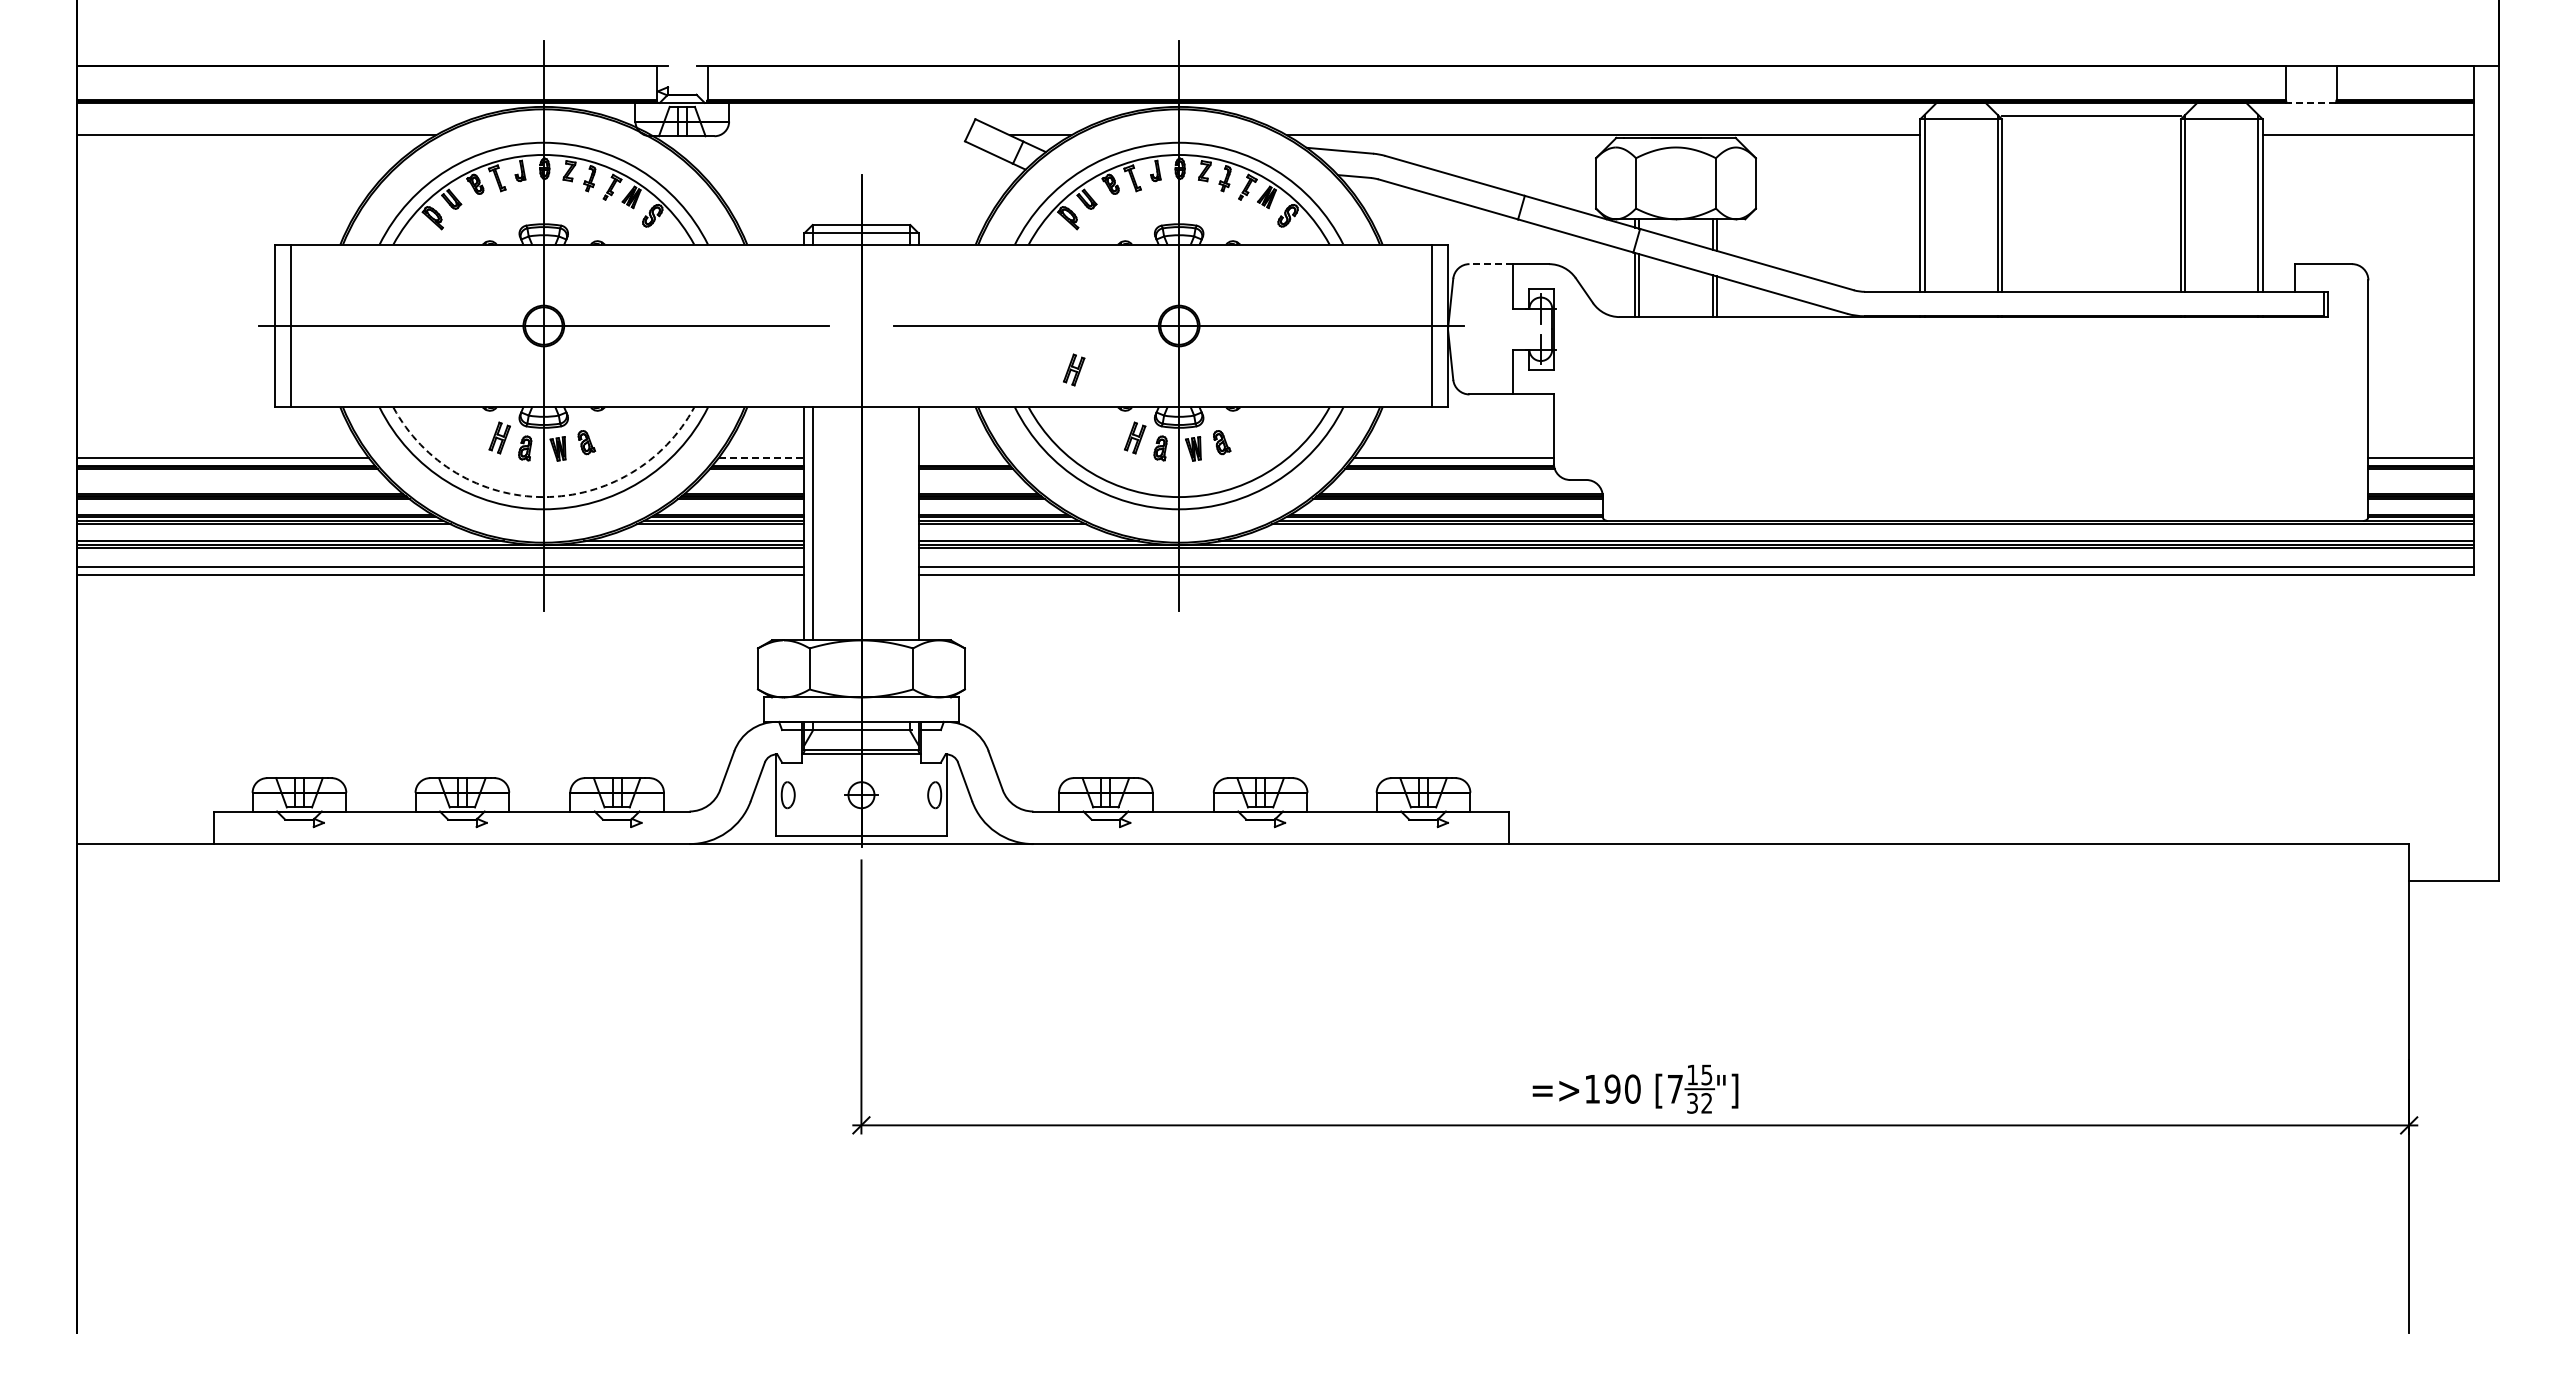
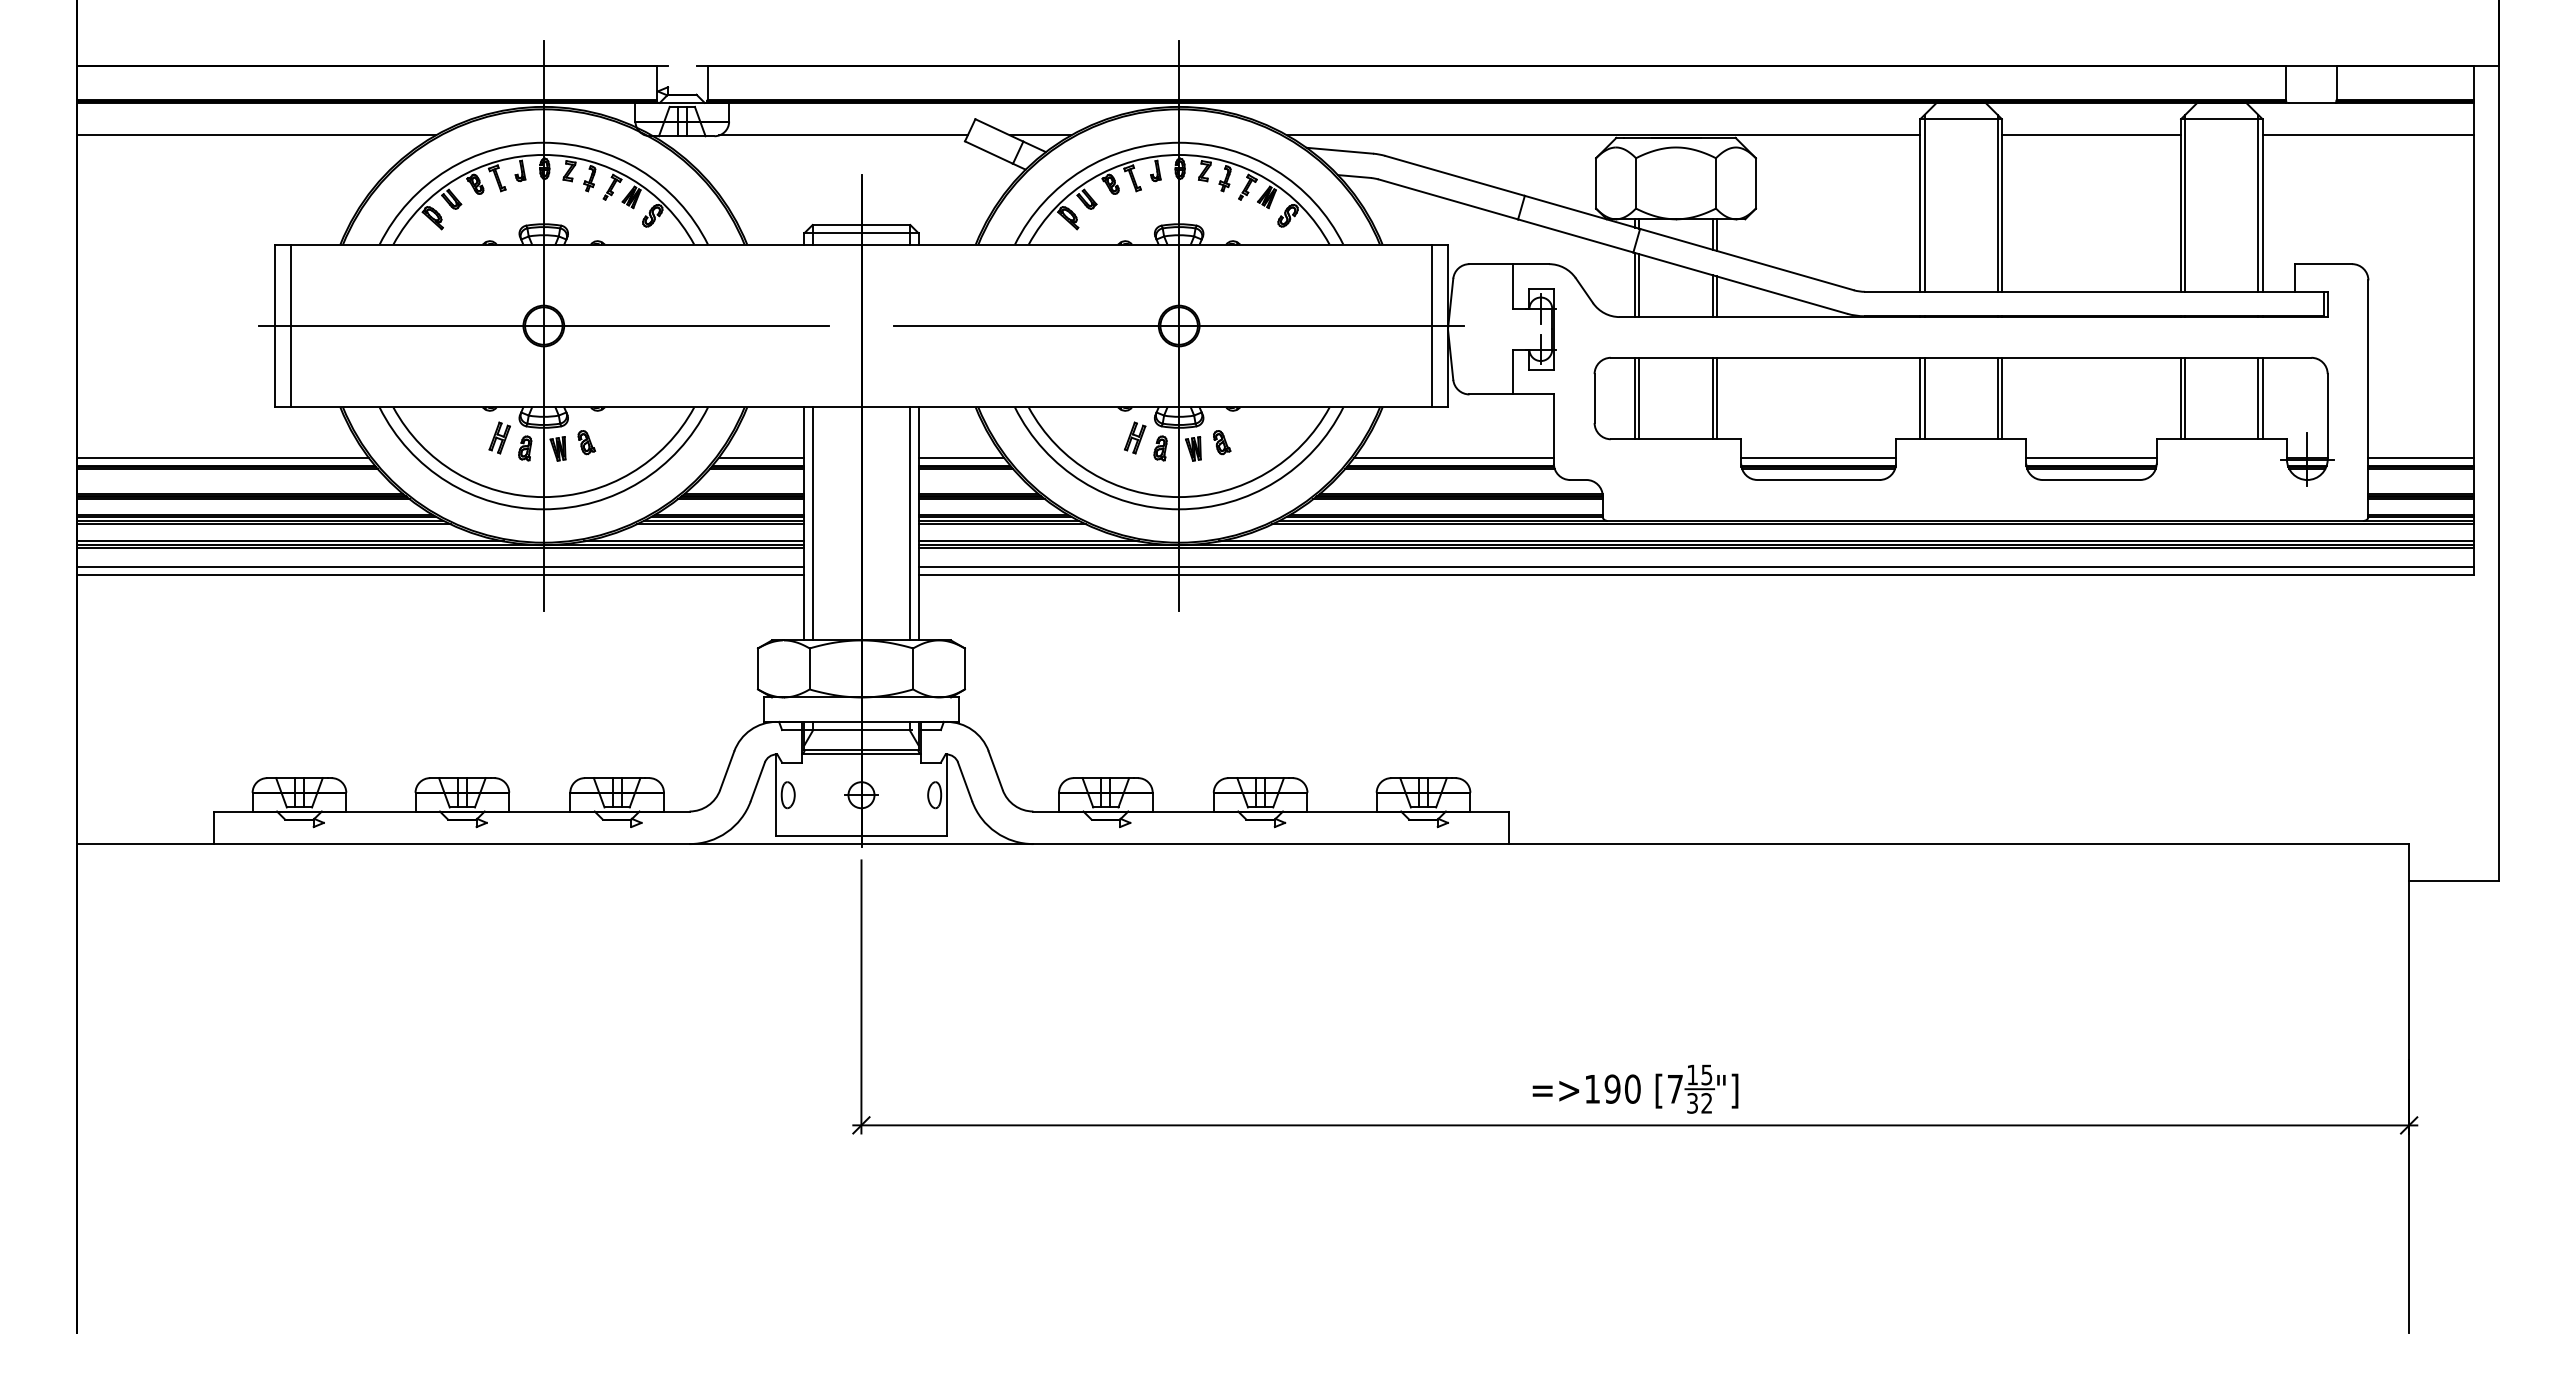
line: dashed -> solid (2312, 102)
line position: (2091, 116) -> (2091, 135) (2091, 135)
line: none -> present (843, 135)
line: dashed -> solid (1491, 264)
part: present -> none (1074, 369)
part: none -> present (1963, 421)
line: dashed -> solid (761, 457)
line: none -> present (960, 457)
arc: dashed -> solid (543, 497)
line: none -> present (909, 523)
